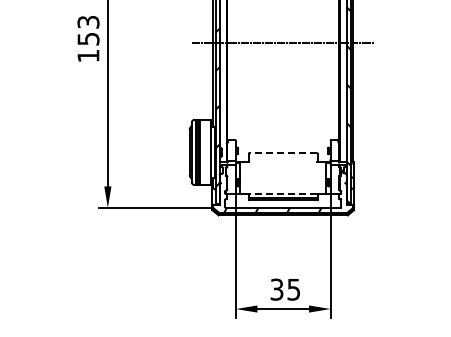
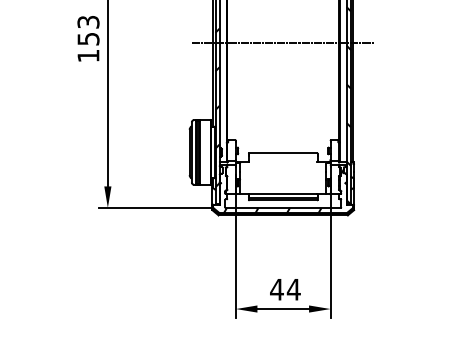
line: dashed -> solid (283, 153)
line: dashed -> solid (283, 193)
text: 35 -> 44 (285, 289)
